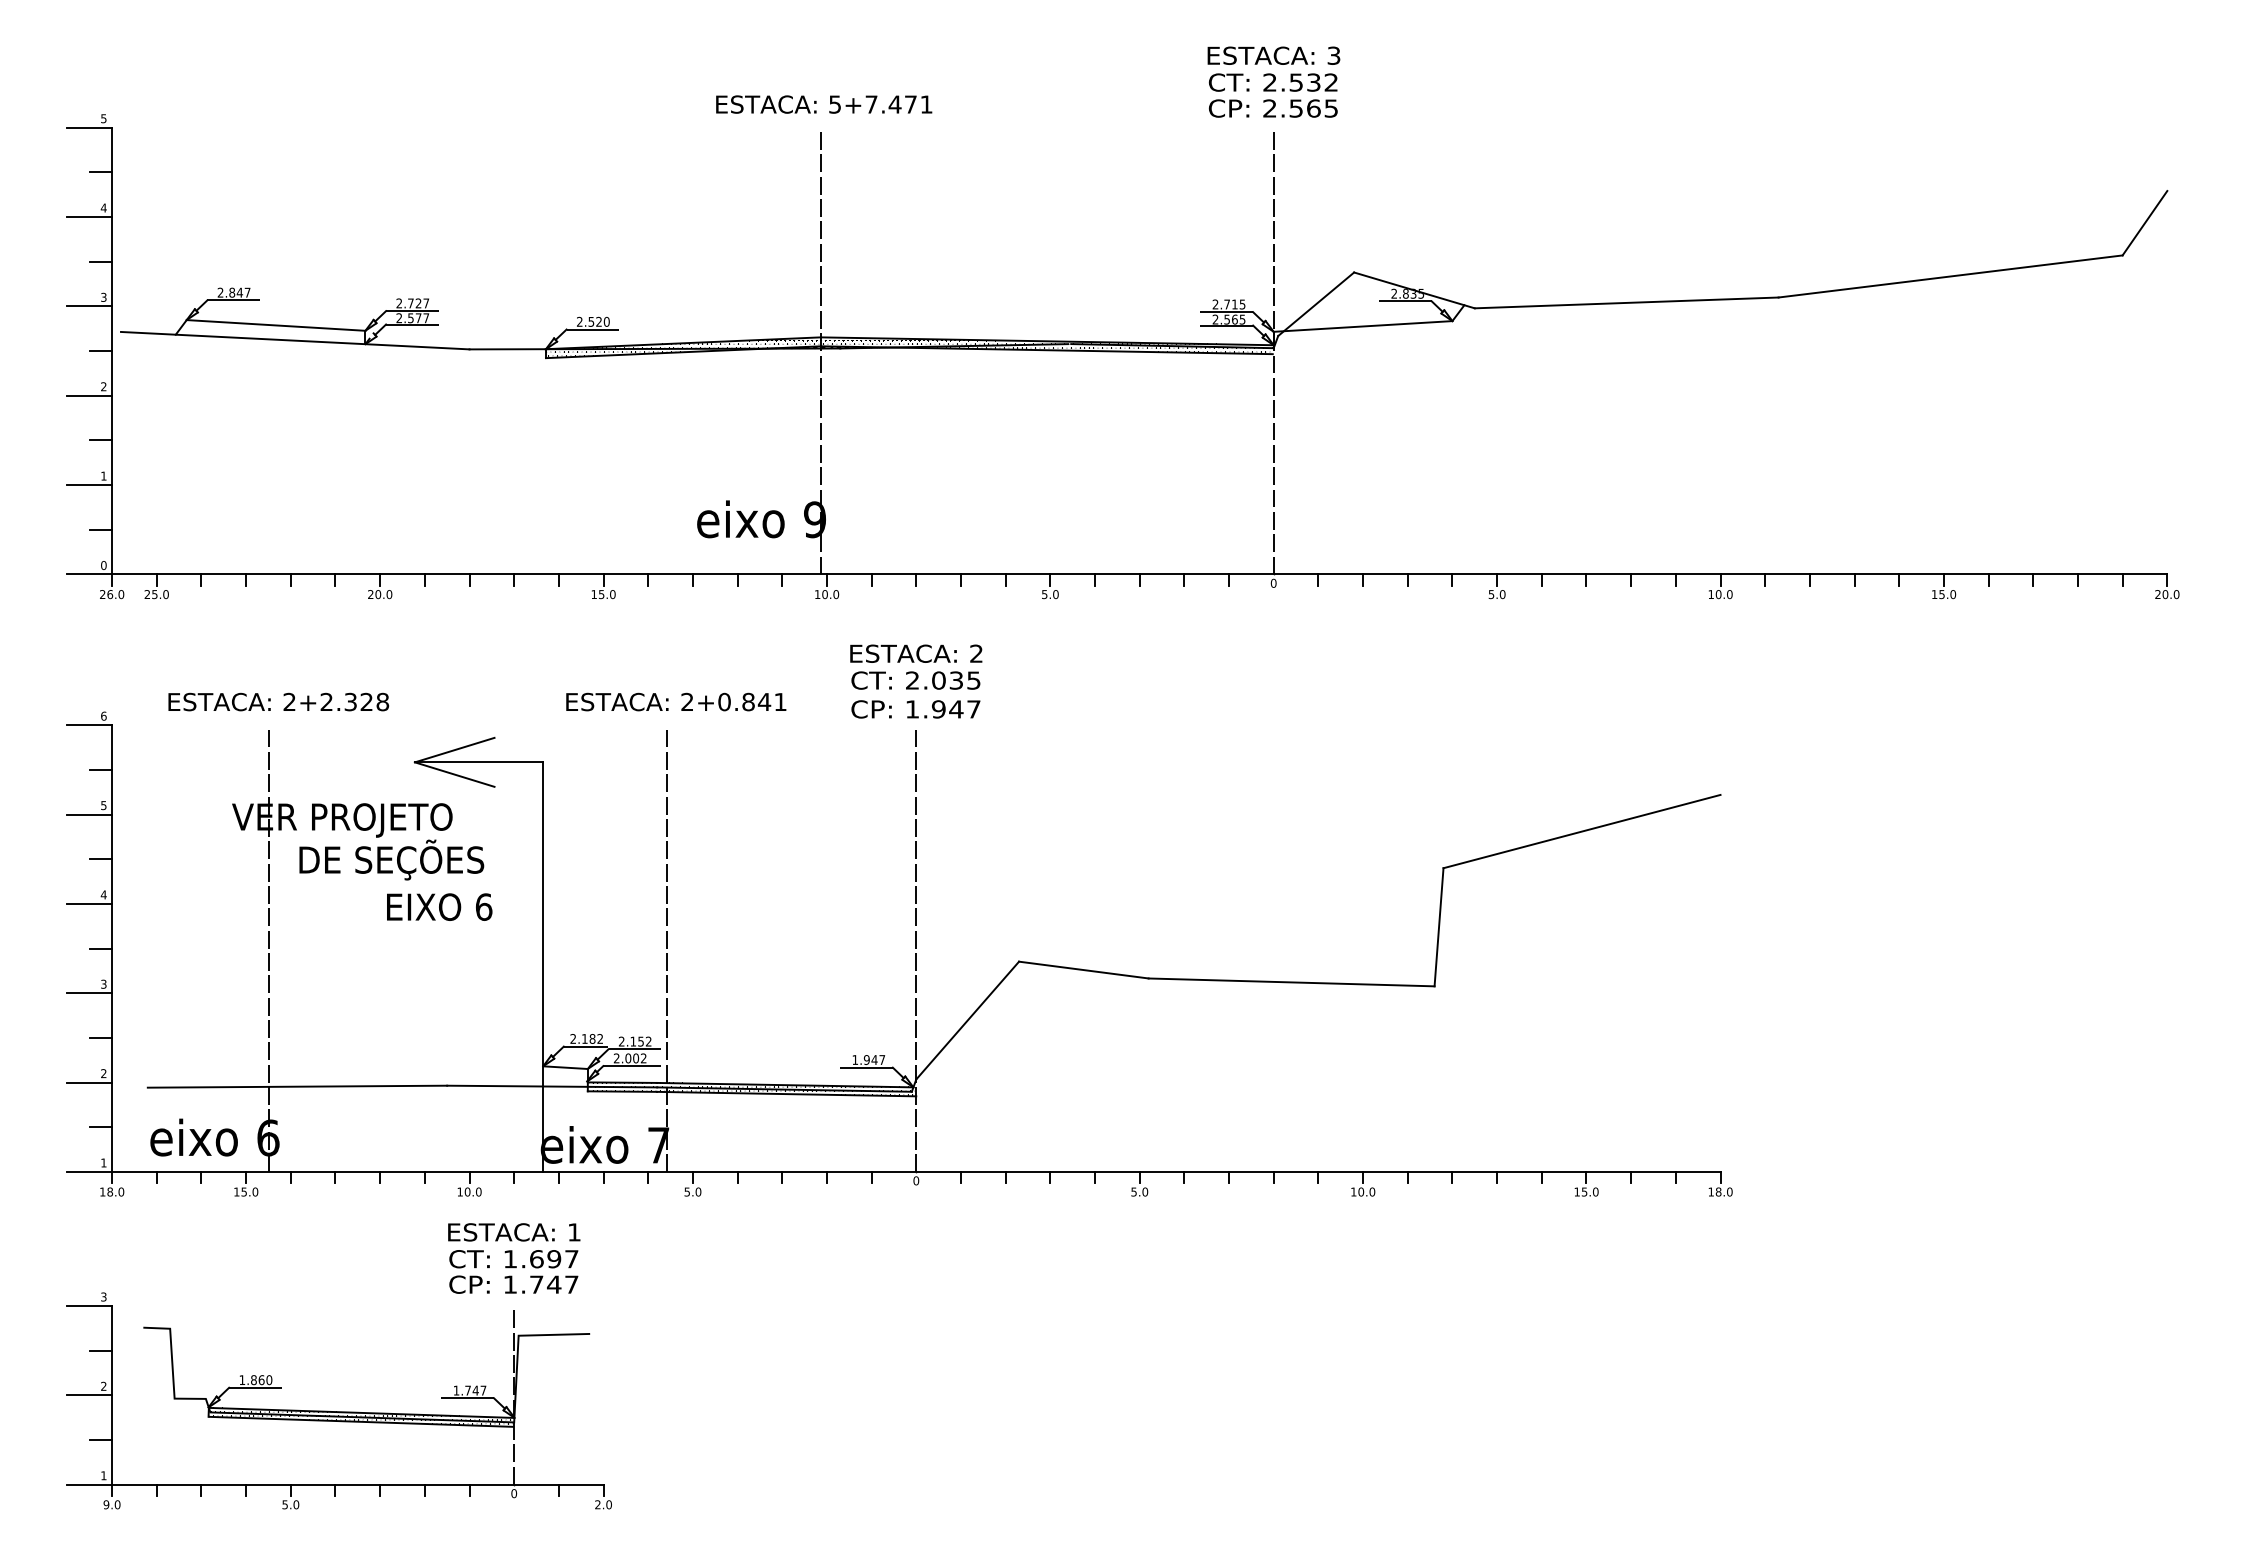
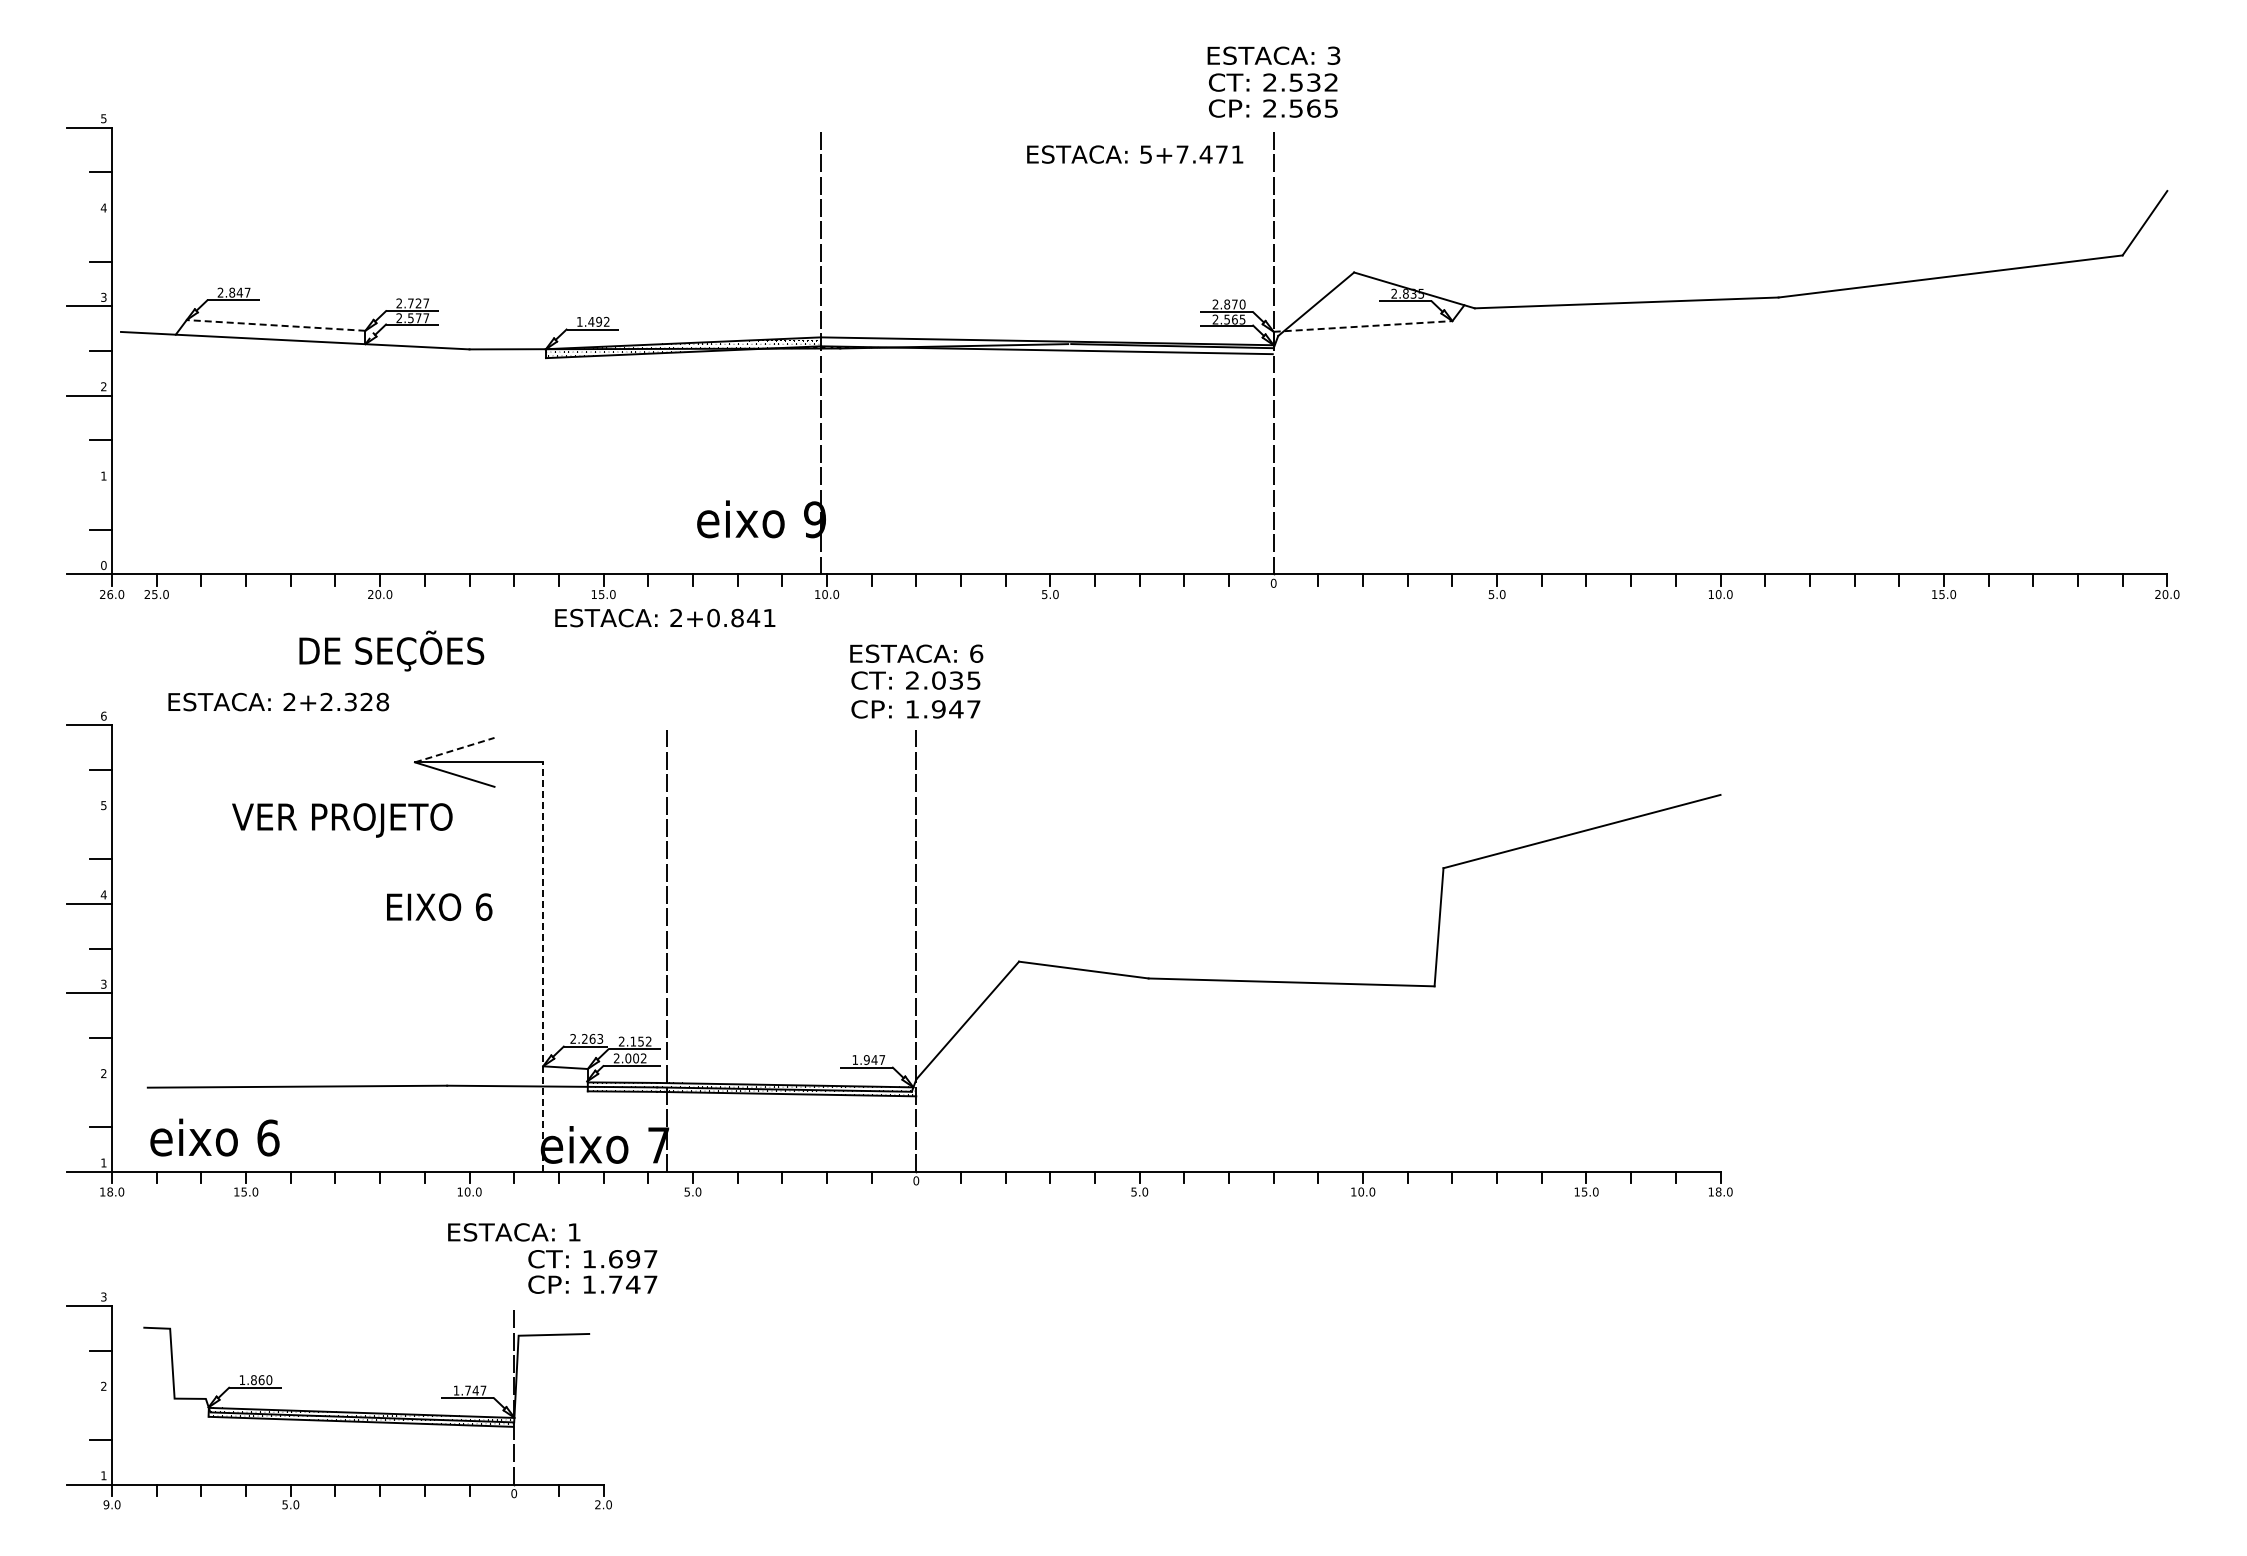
text position: (824, 104) -> (1135, 154) (1135, 154)
line: present -> none (89, 217)
text: 2.715 -> 2.870 (1234, 304)
text: 2.520 -> 1.492 (593, 321)
line: solid -> dashed (276, 325)
line: solid -> dashed (1363, 326)
hatch: present -> none (1046, 346)
line: present -> none (89, 485)
text: 2 -> 6 (976, 653)
text position: (676, 701) -> (665, 617) (665, 617)
line: solid -> dashed (454, 750)
line: present -> none (89, 814)
text position: (391, 859) -> (391, 650) (391, 650)
line: present -> none (269, 948)
line: solid -> dashed (543, 967)
text: 2.182 -> 2.263 (592, 1038)
line: present -> none (89, 1082)
text position: (513, 1271) -> (592, 1271) (592, 1271)
line: present -> none (89, 1395)
